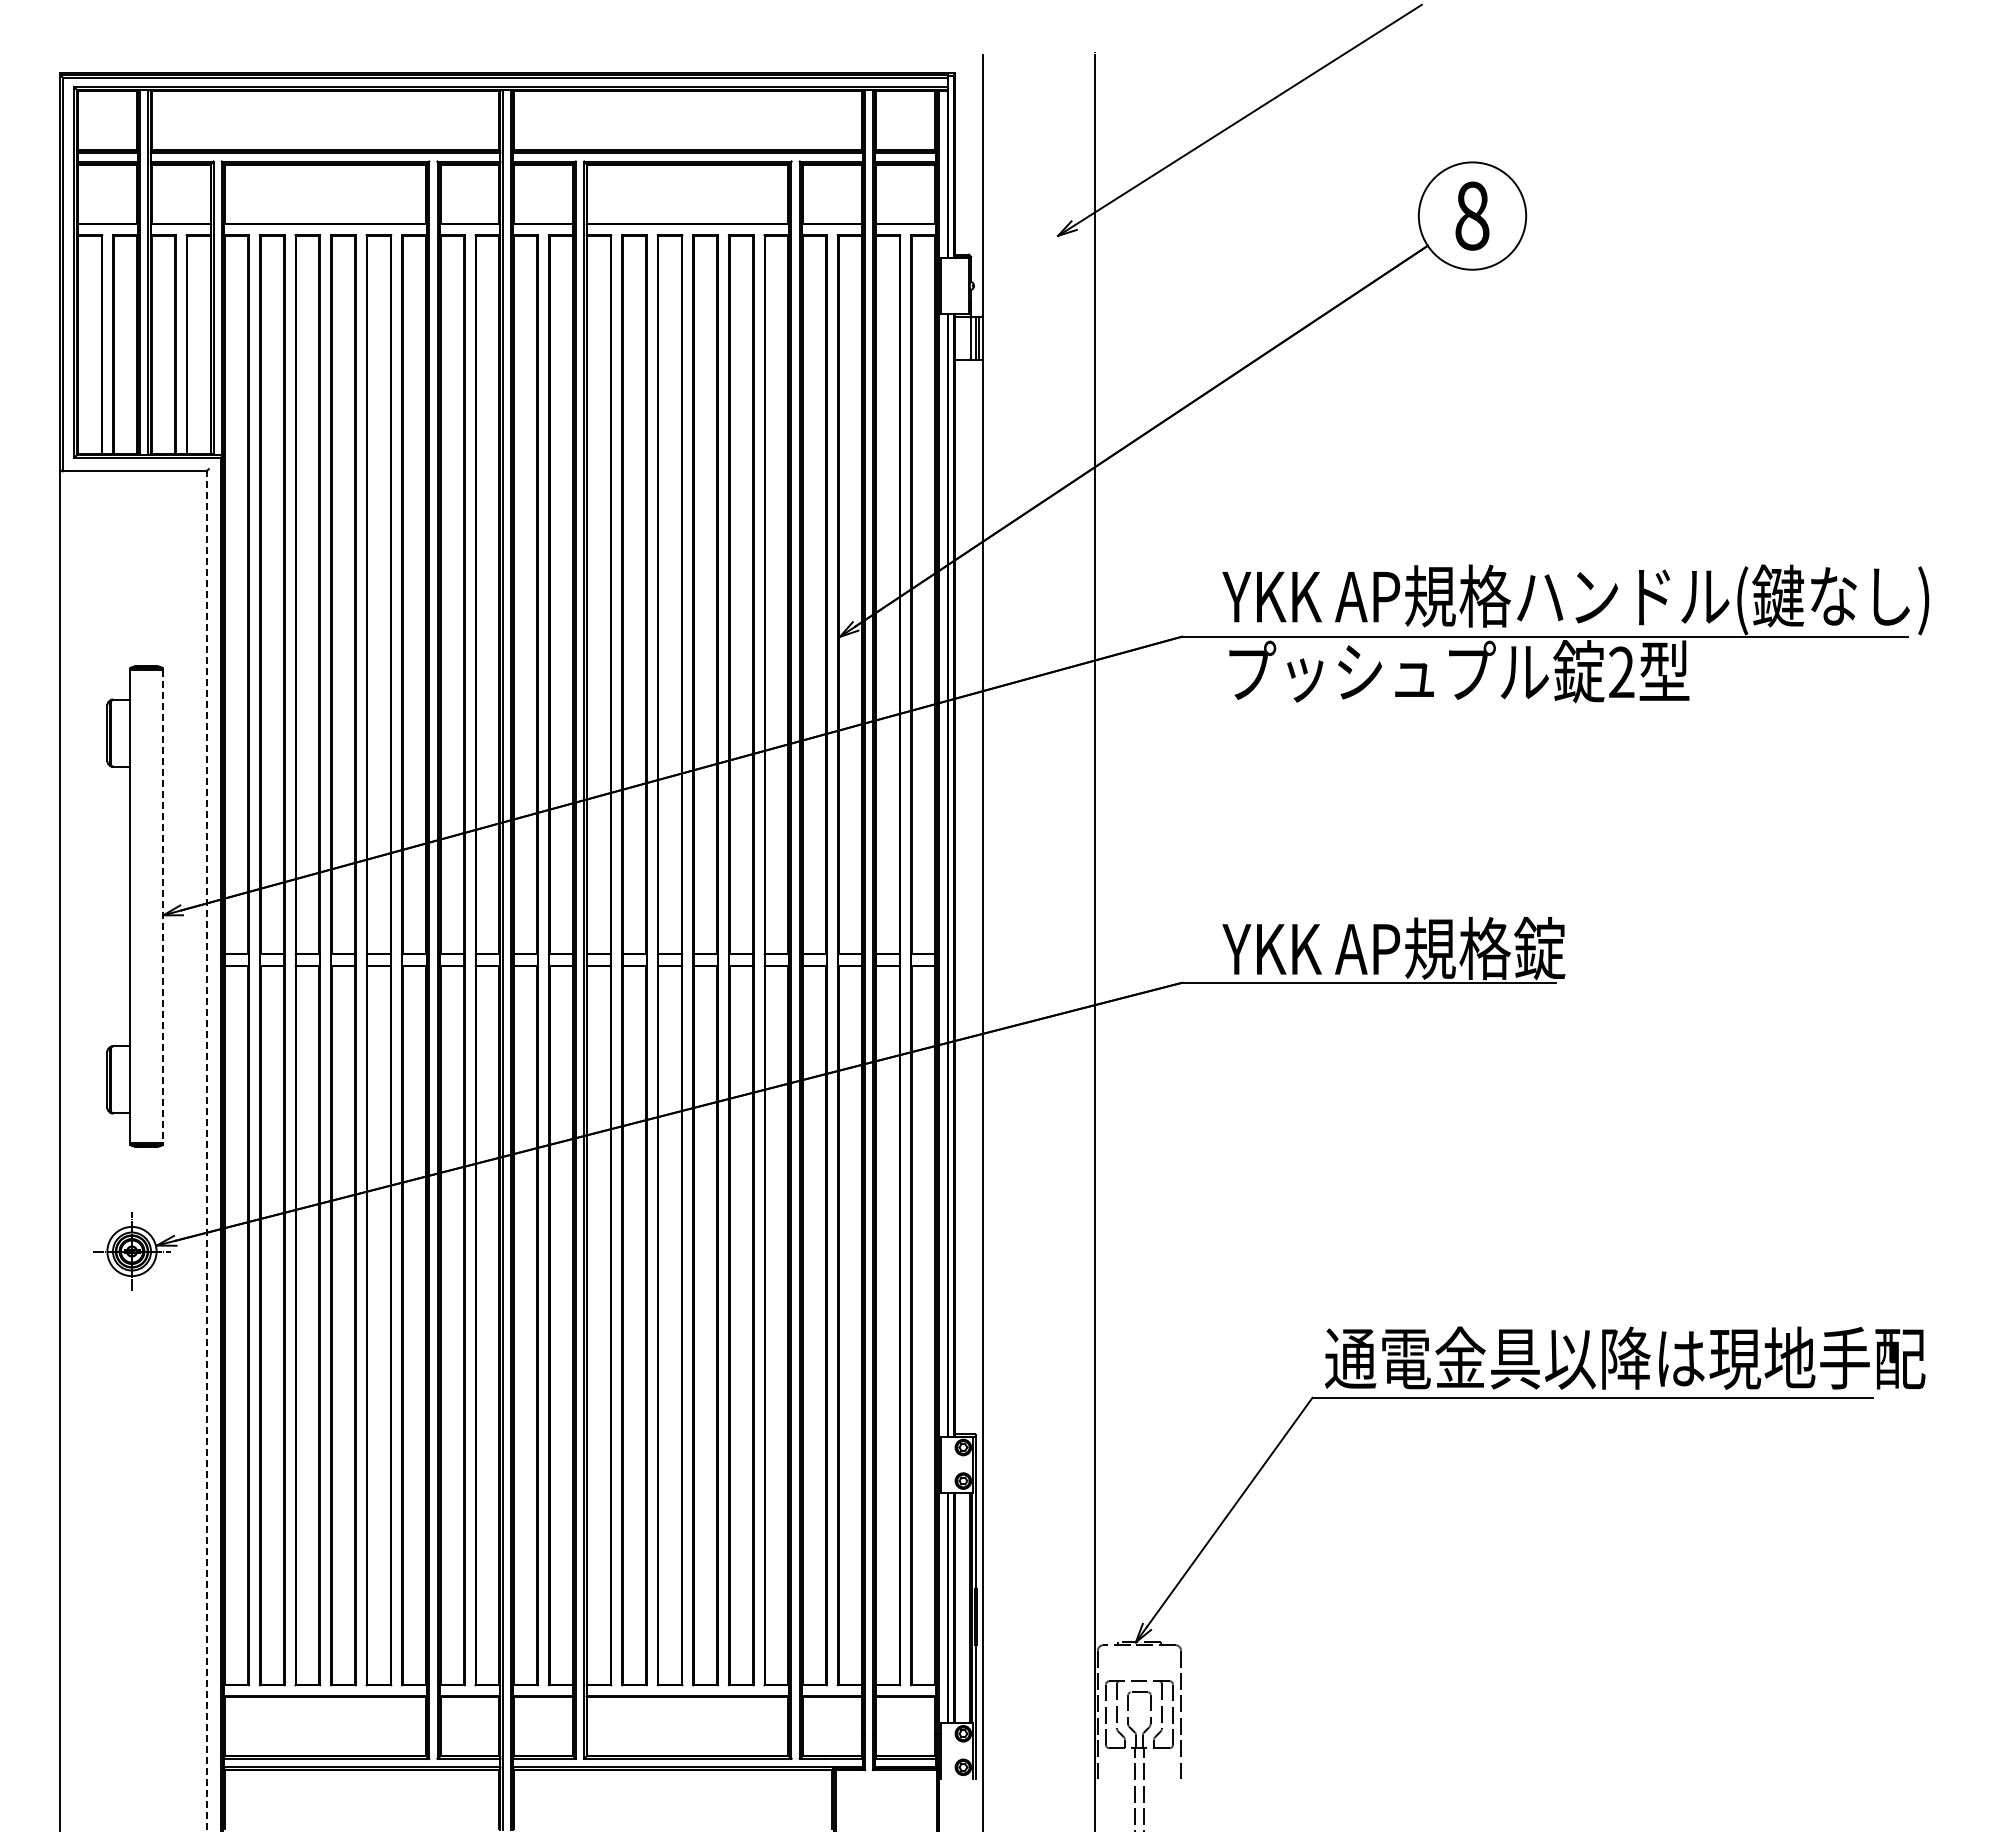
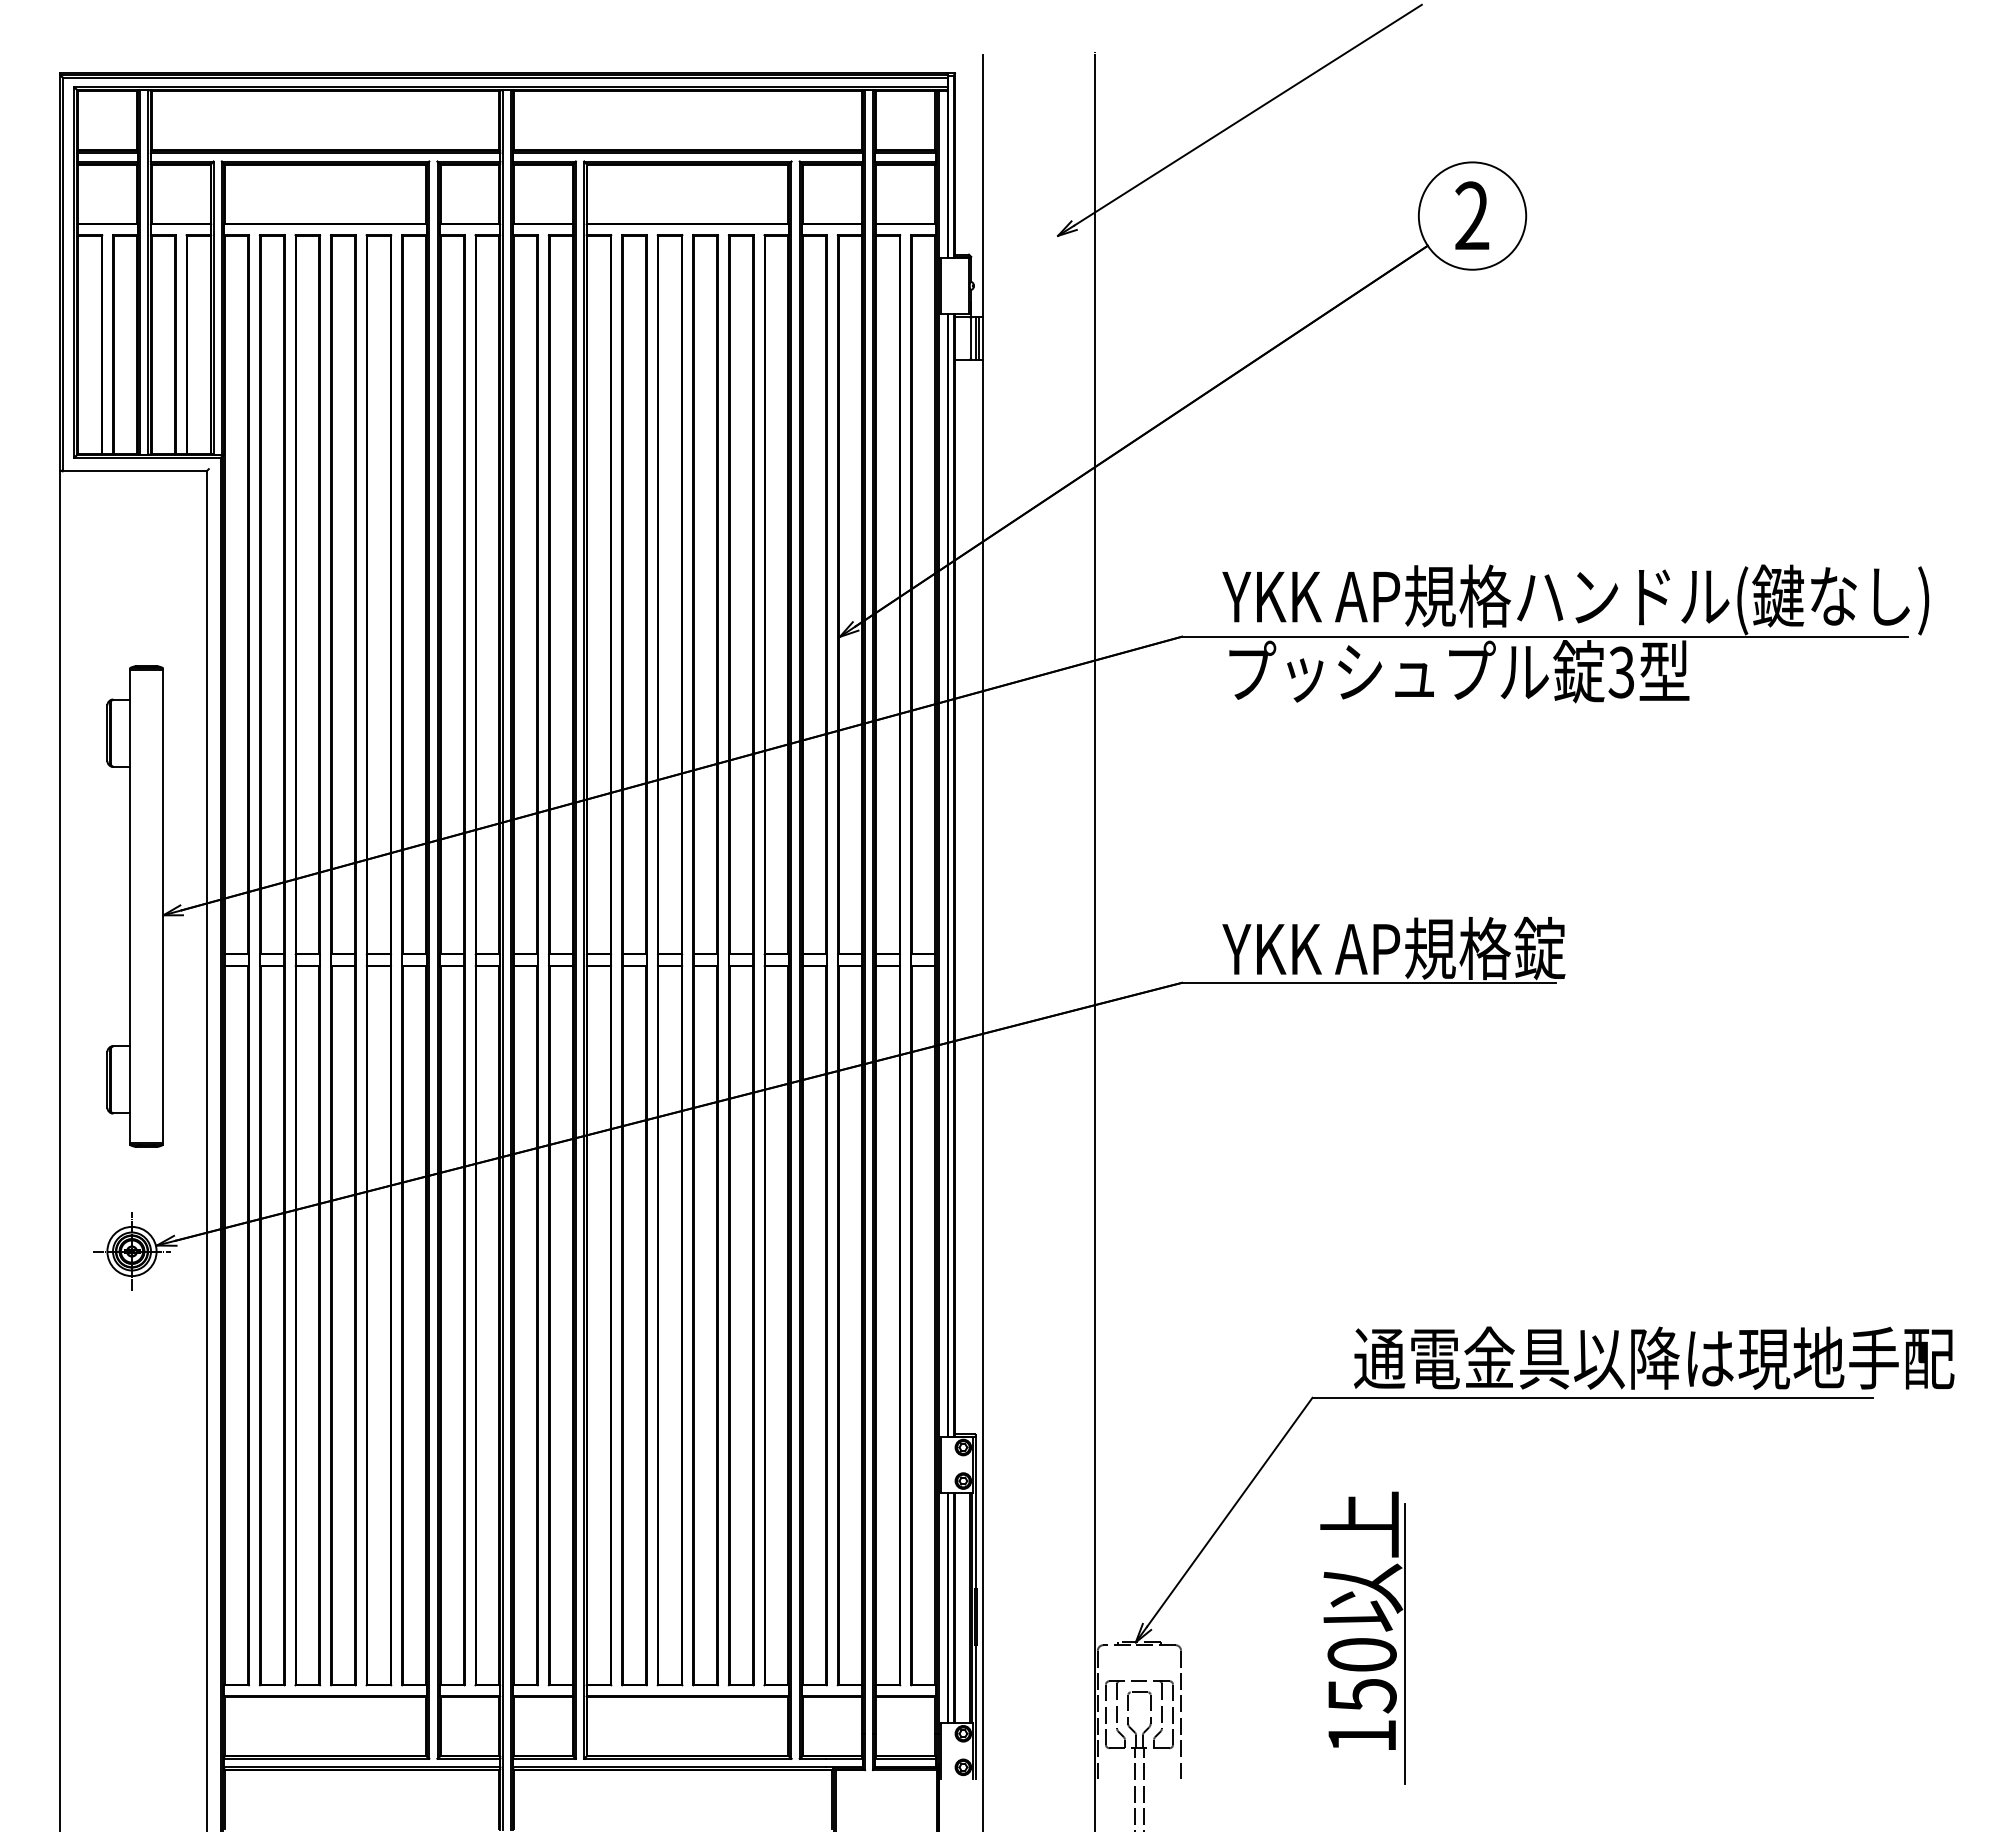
text: 8 -> 2 (1472, 215)
text: 2 -> 3 (1621, 672)
line: dashed -> solid (163, 906)
line: dashed -> solid (206, 1151)
text position: (1625, 1357) -> (1654, 1357) (1654, 1357)
part: none -> present (1362, 1637)
